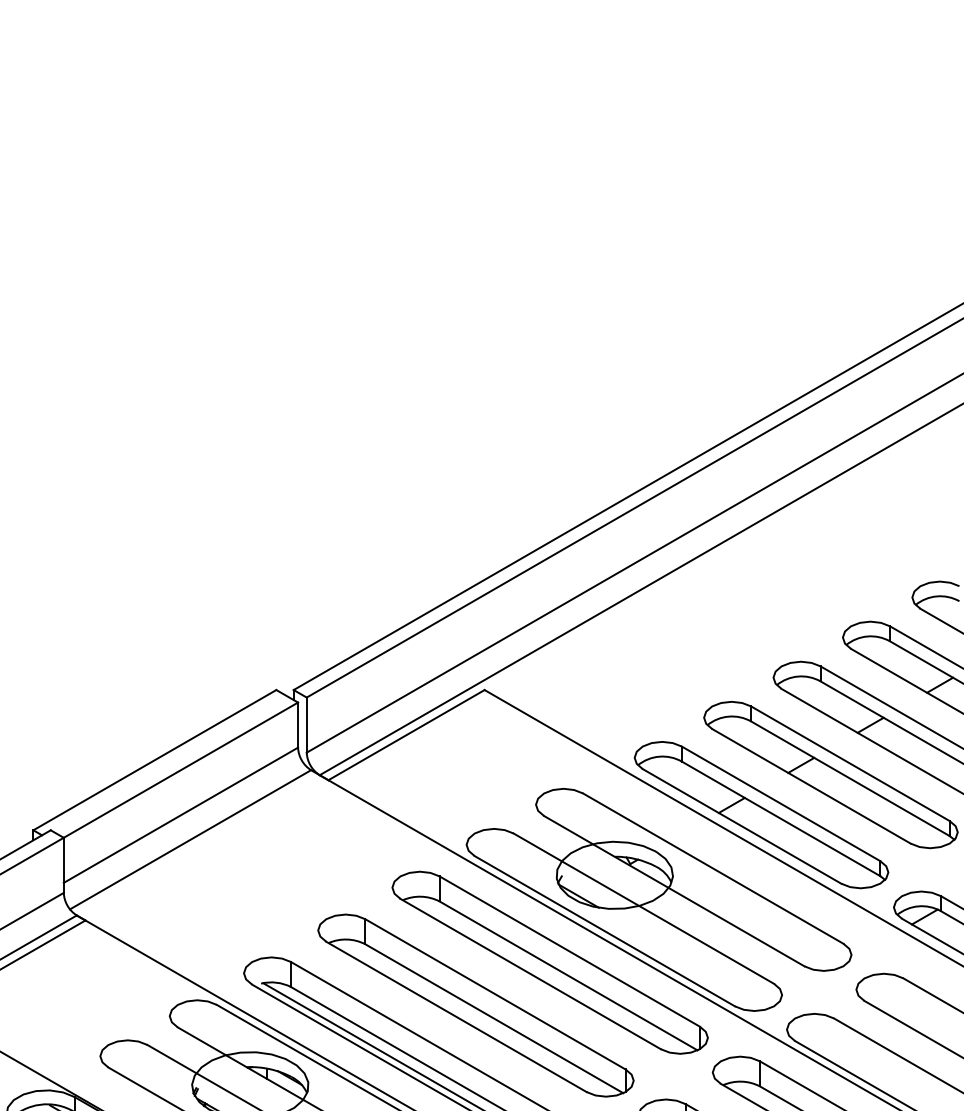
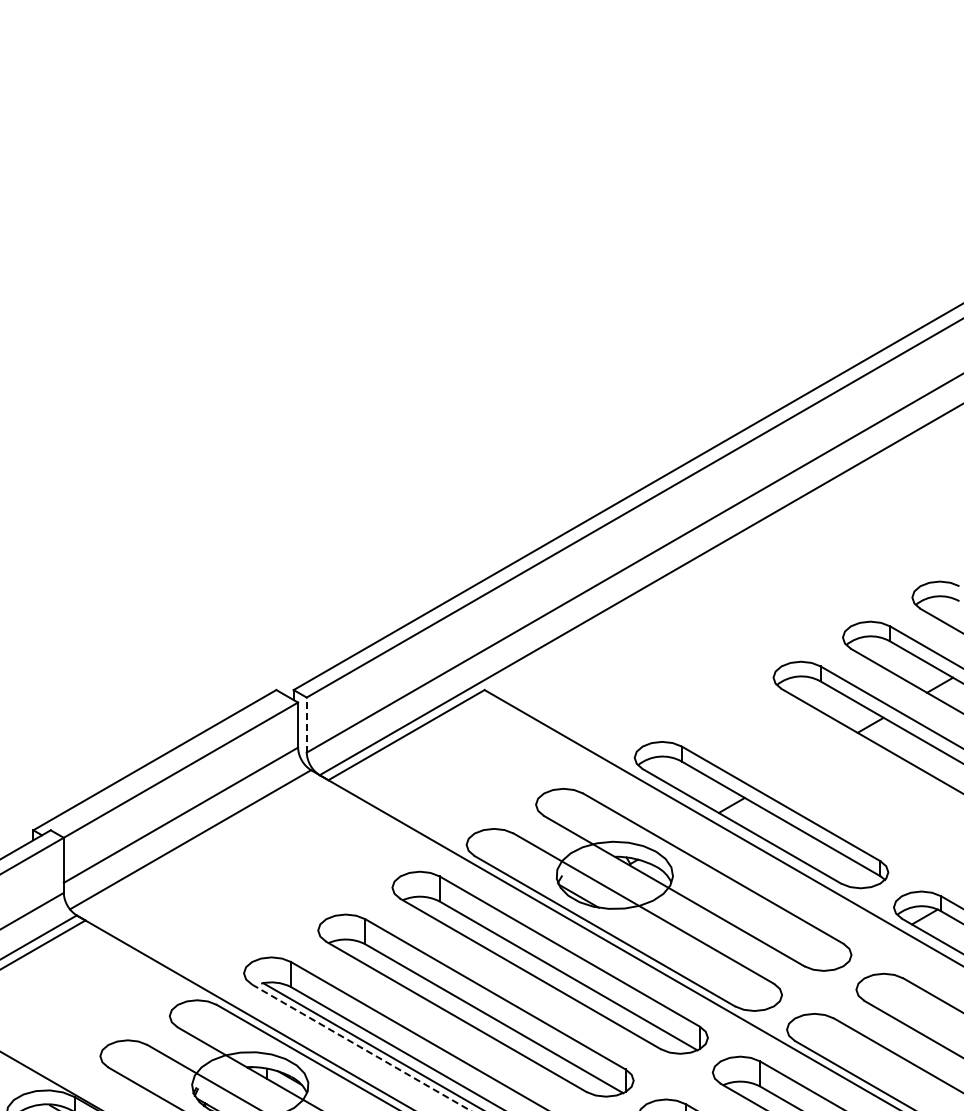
line: solid -> dashed (306, 725)
part: present -> none (830, 774)
line: solid -> dashed (361, 1048)
